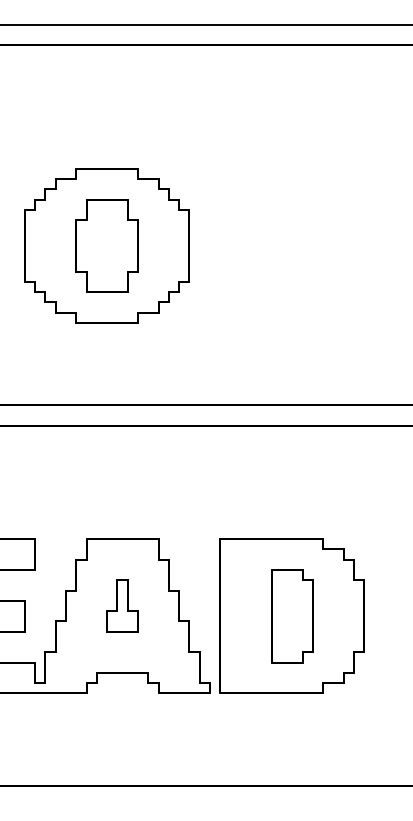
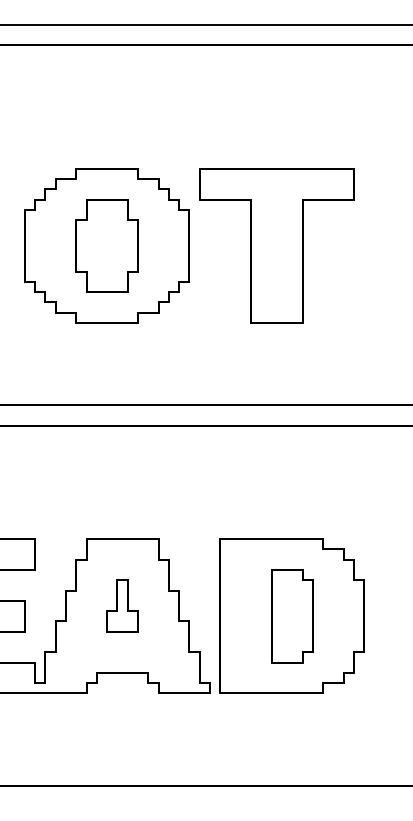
part: none -> present (276, 245)
